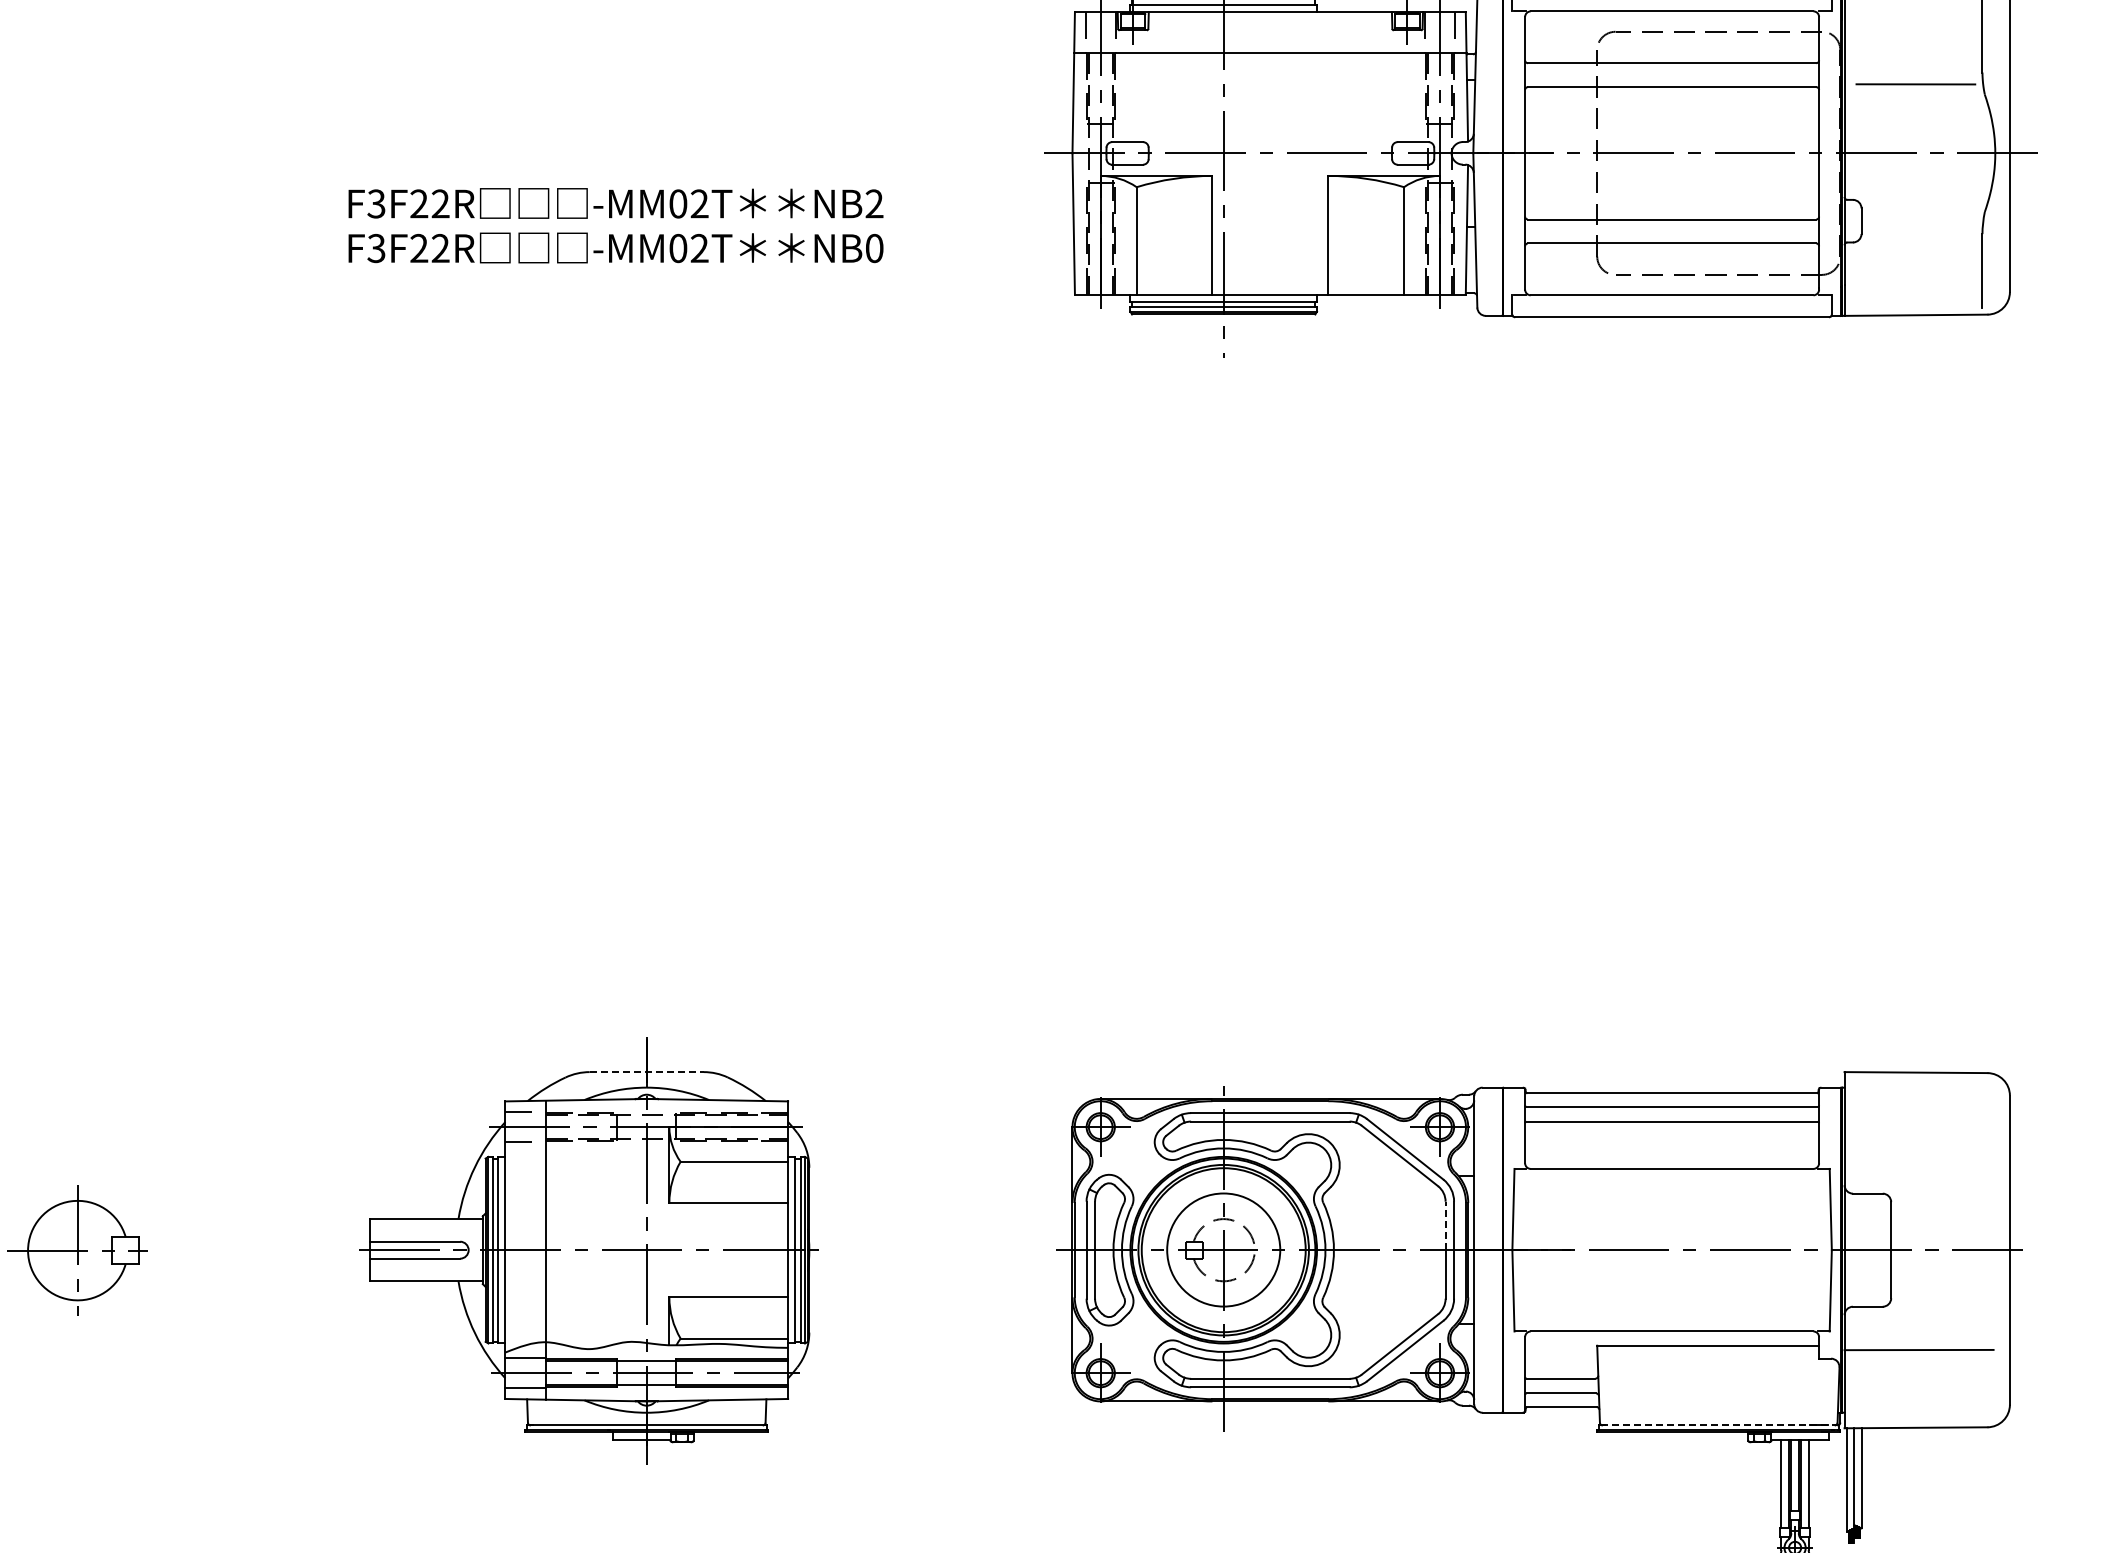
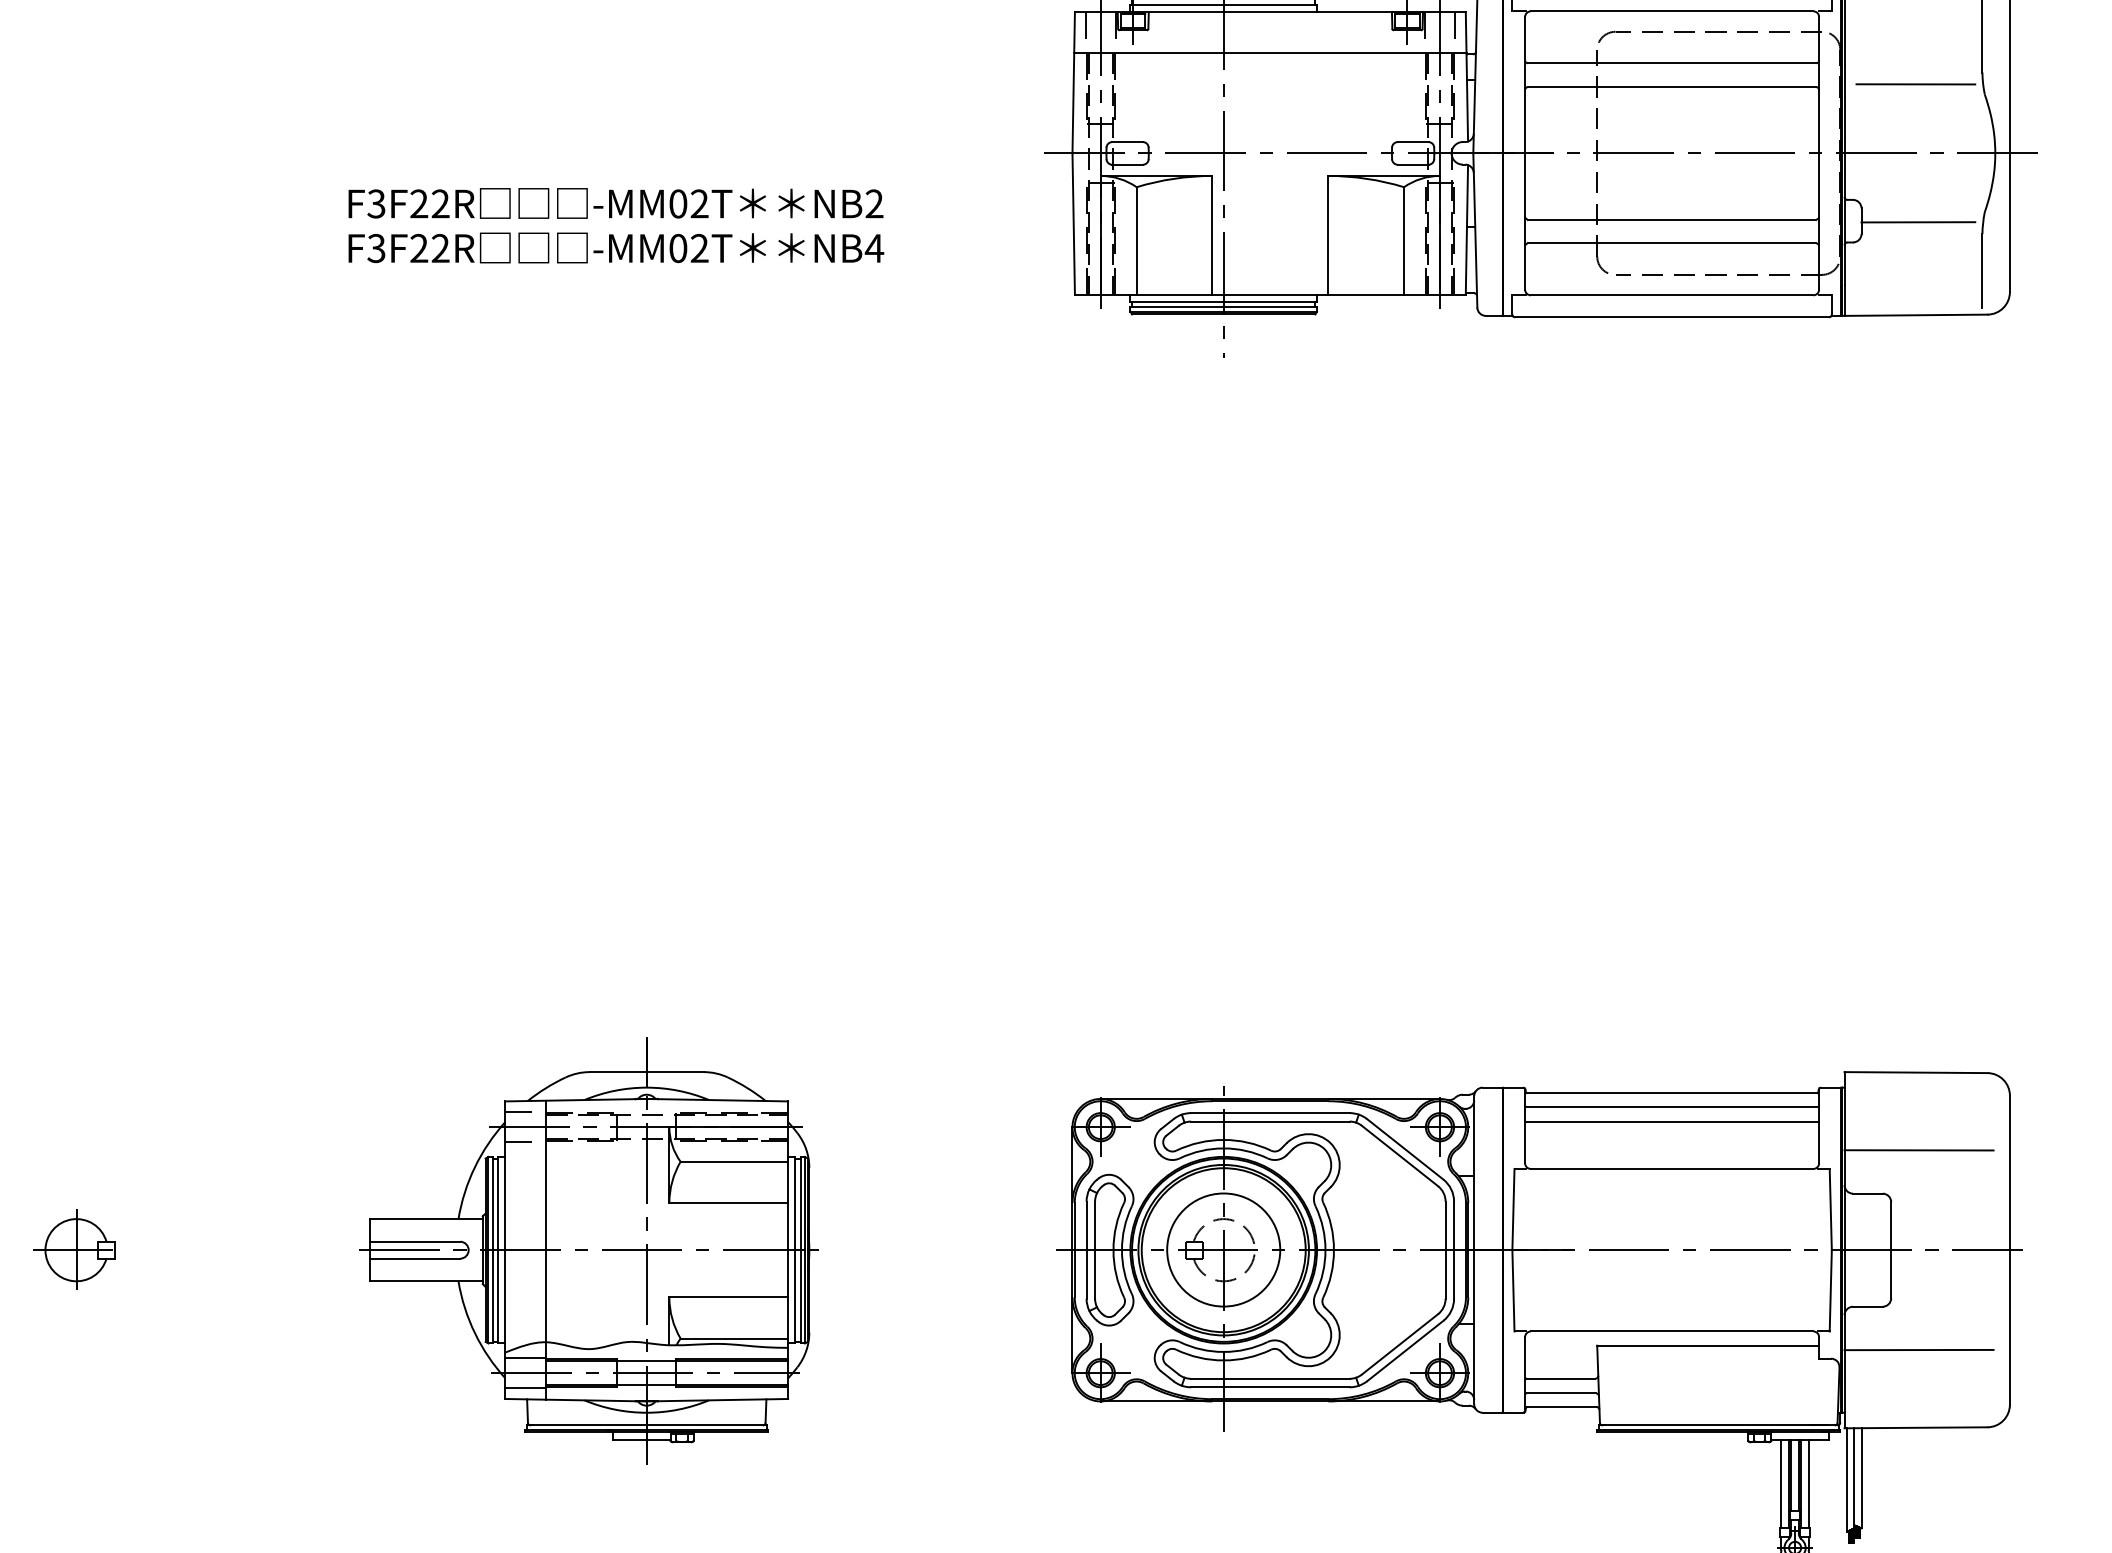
line: none -> present (1918, 222)
text: NB0 -> NB4 (874, 248)
line: dashed -> solid (647, 1072)
line: none -> present (1918, 1150)
line: dashed -> solid (1445, 1225)
part size: 140x131 px -> 83x81 px (74, 1249)
line: dashed -> solid (1720, 1425)
